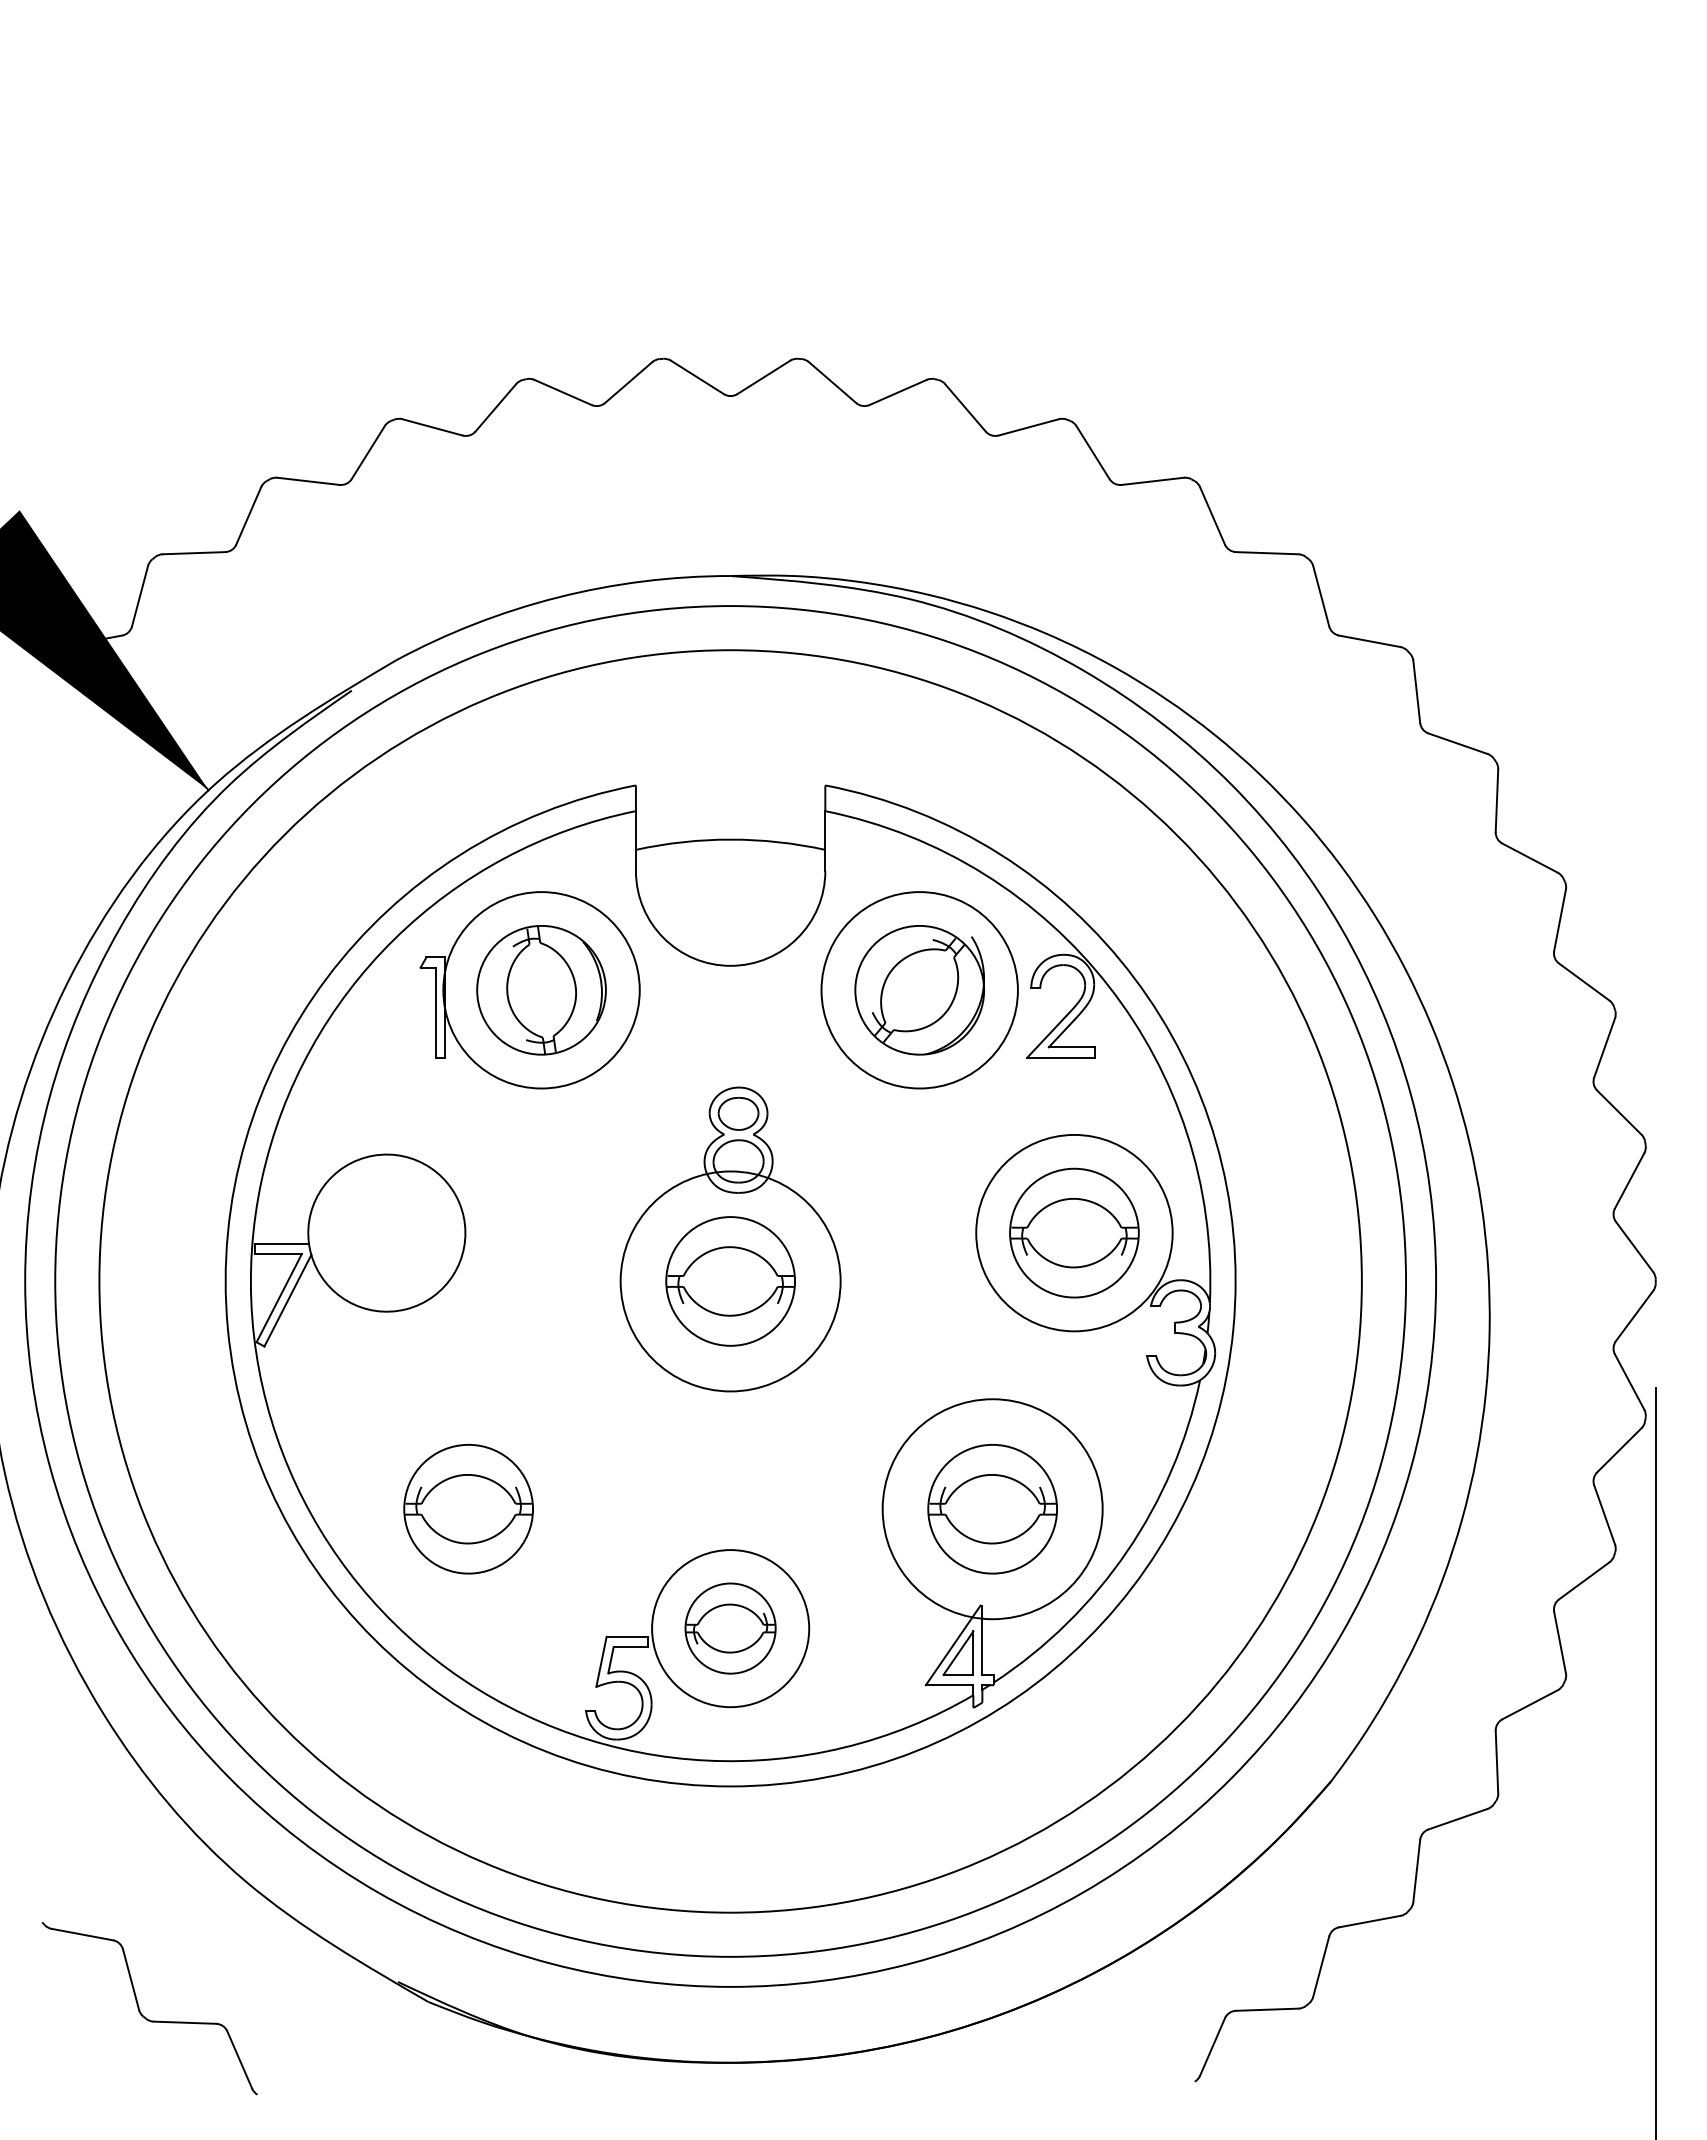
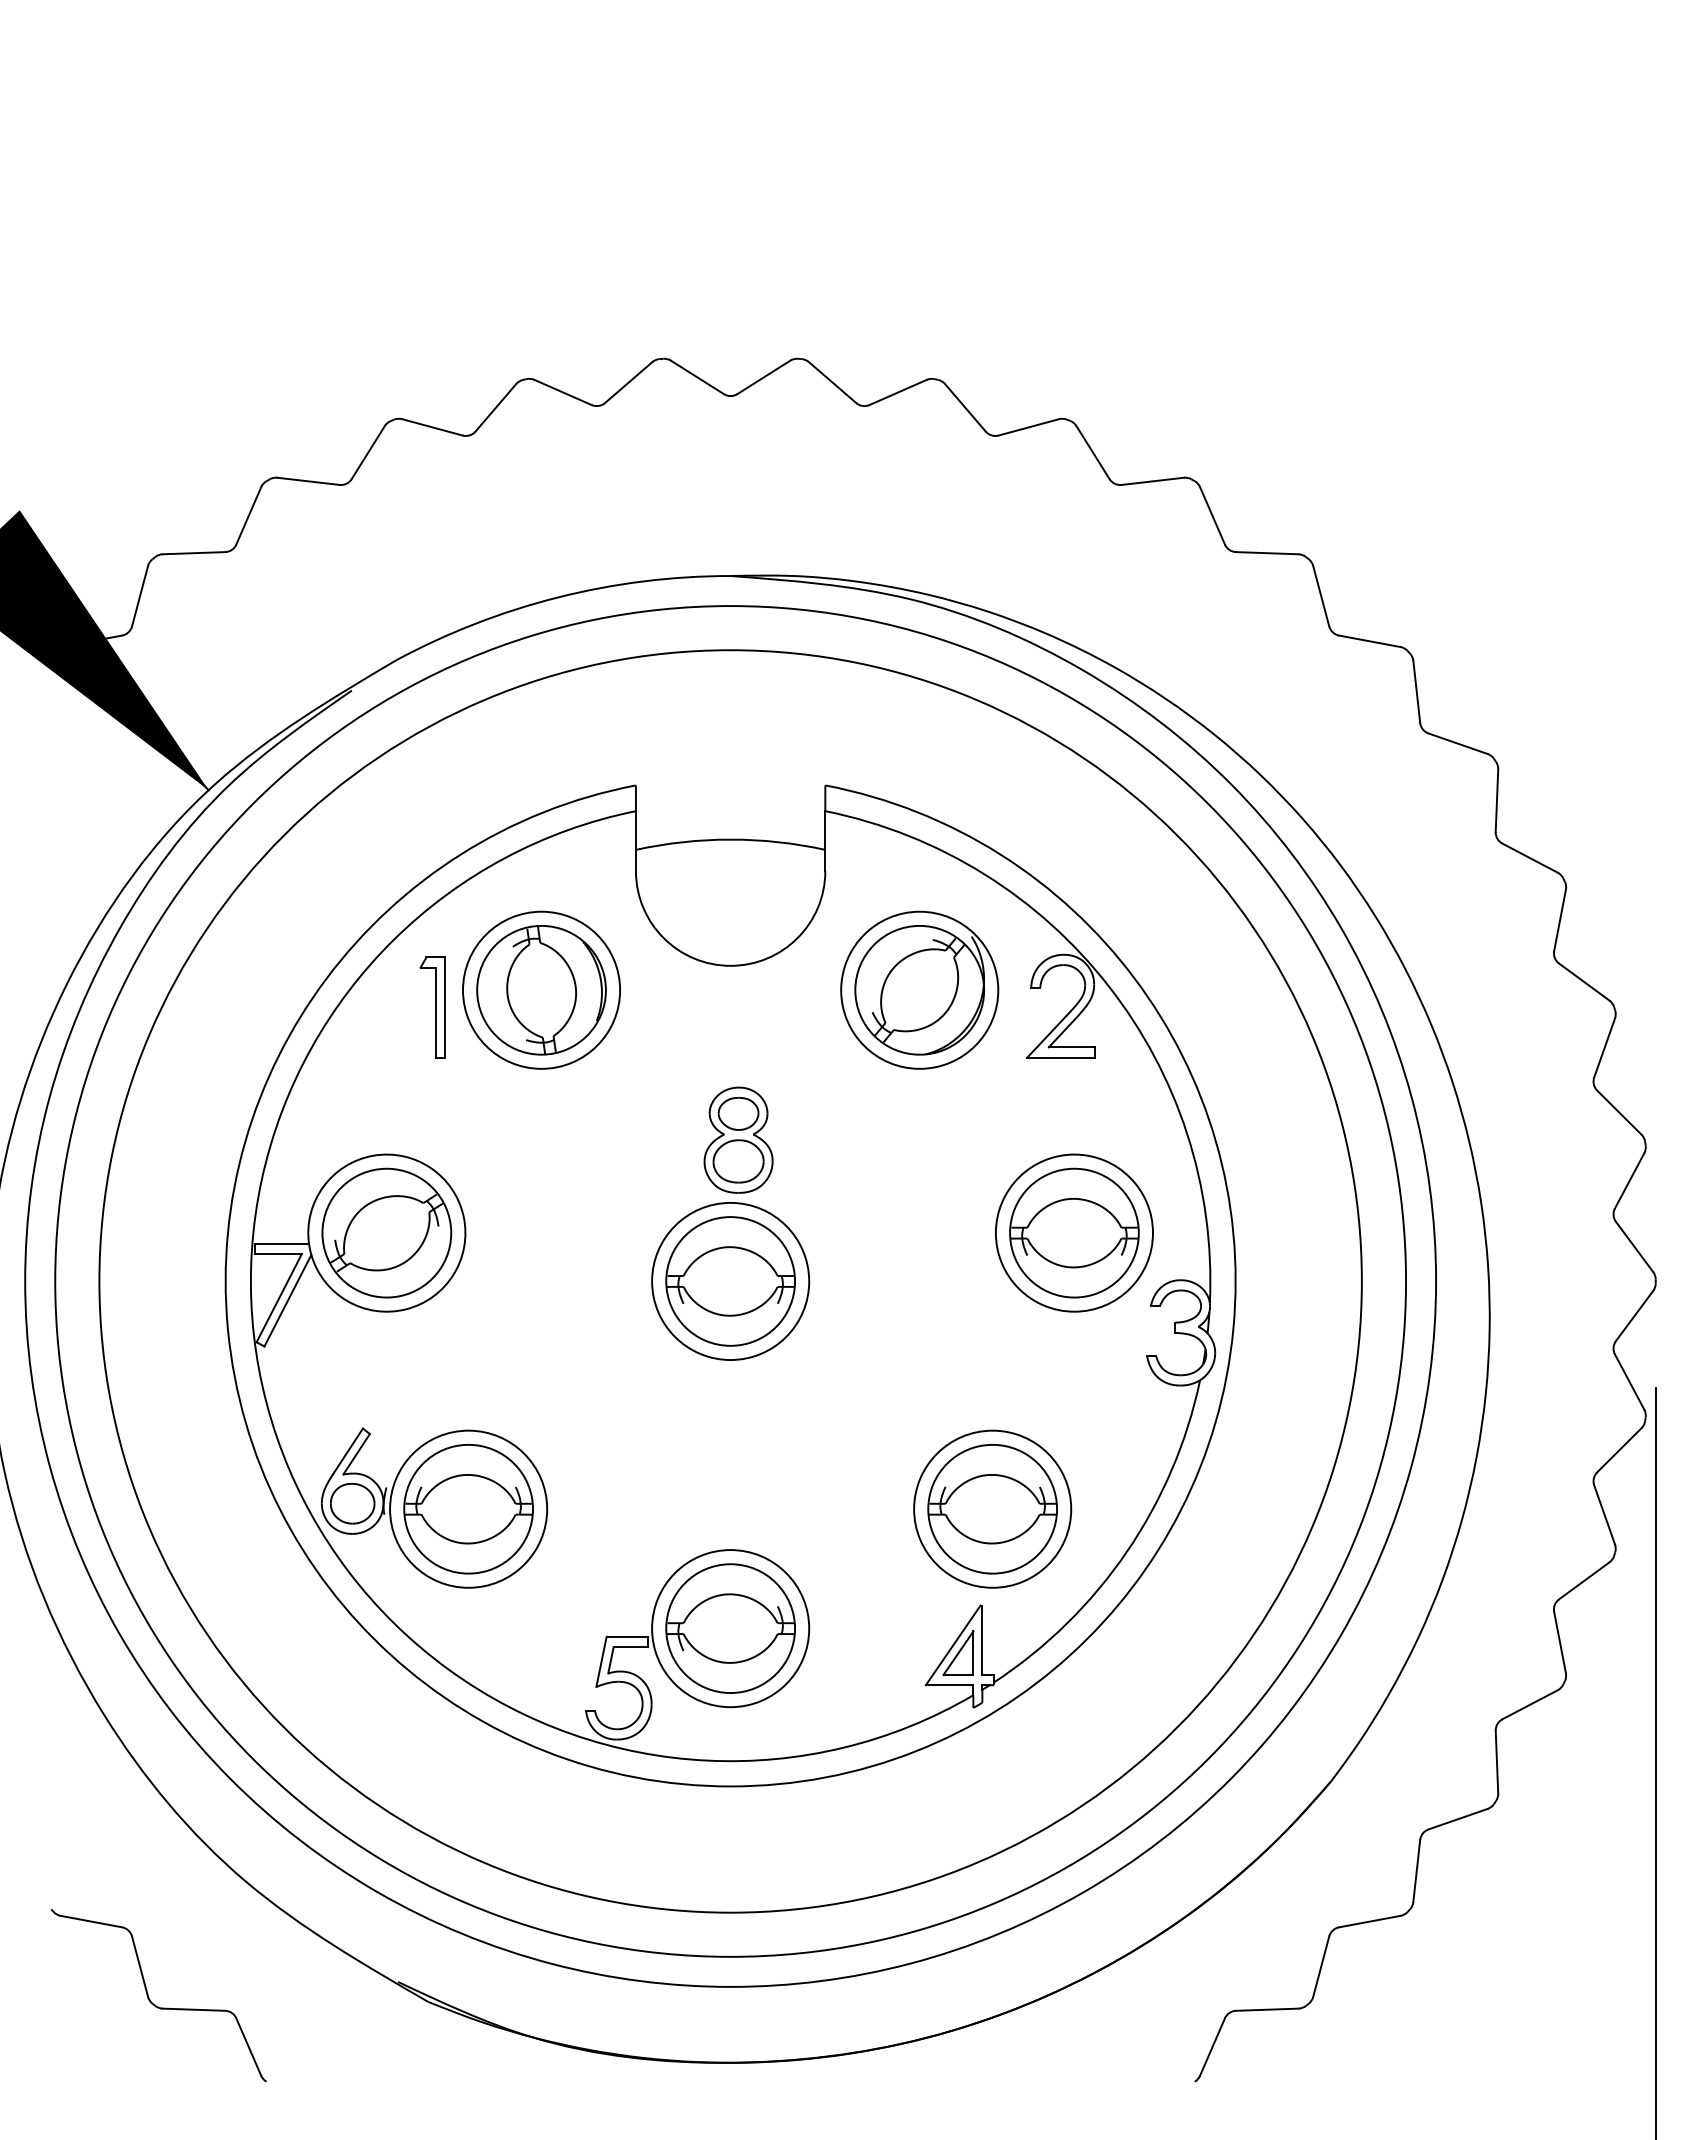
circle diameter: 196 px -> 157 px (541, 989)
circle diameter: 196 px -> 157 px (919, 989)
part: none -> present (386, 1232)
circle diameter: 196 px -> 157 px (1074, 1232)
circle diameter: 220 px -> 157 px (730, 1281)
part: none -> present (434, 1507)
circle diameter: 220 px -> 157 px (992, 1508)
part size: 93x93 px -> 131x131 px (730, 1628)
part position: (141, 2012) -> (150, 1999) (150, 1999)
